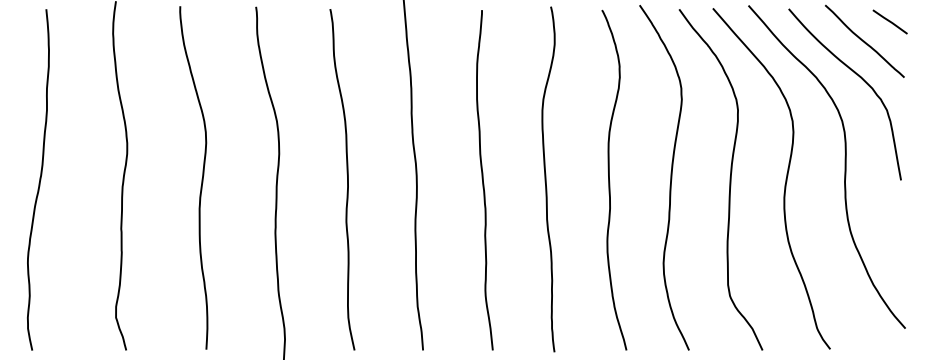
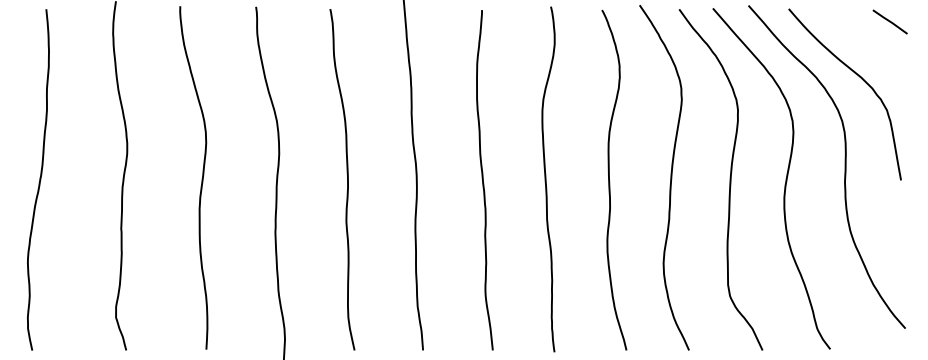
curve: present -> none (864, 40)
